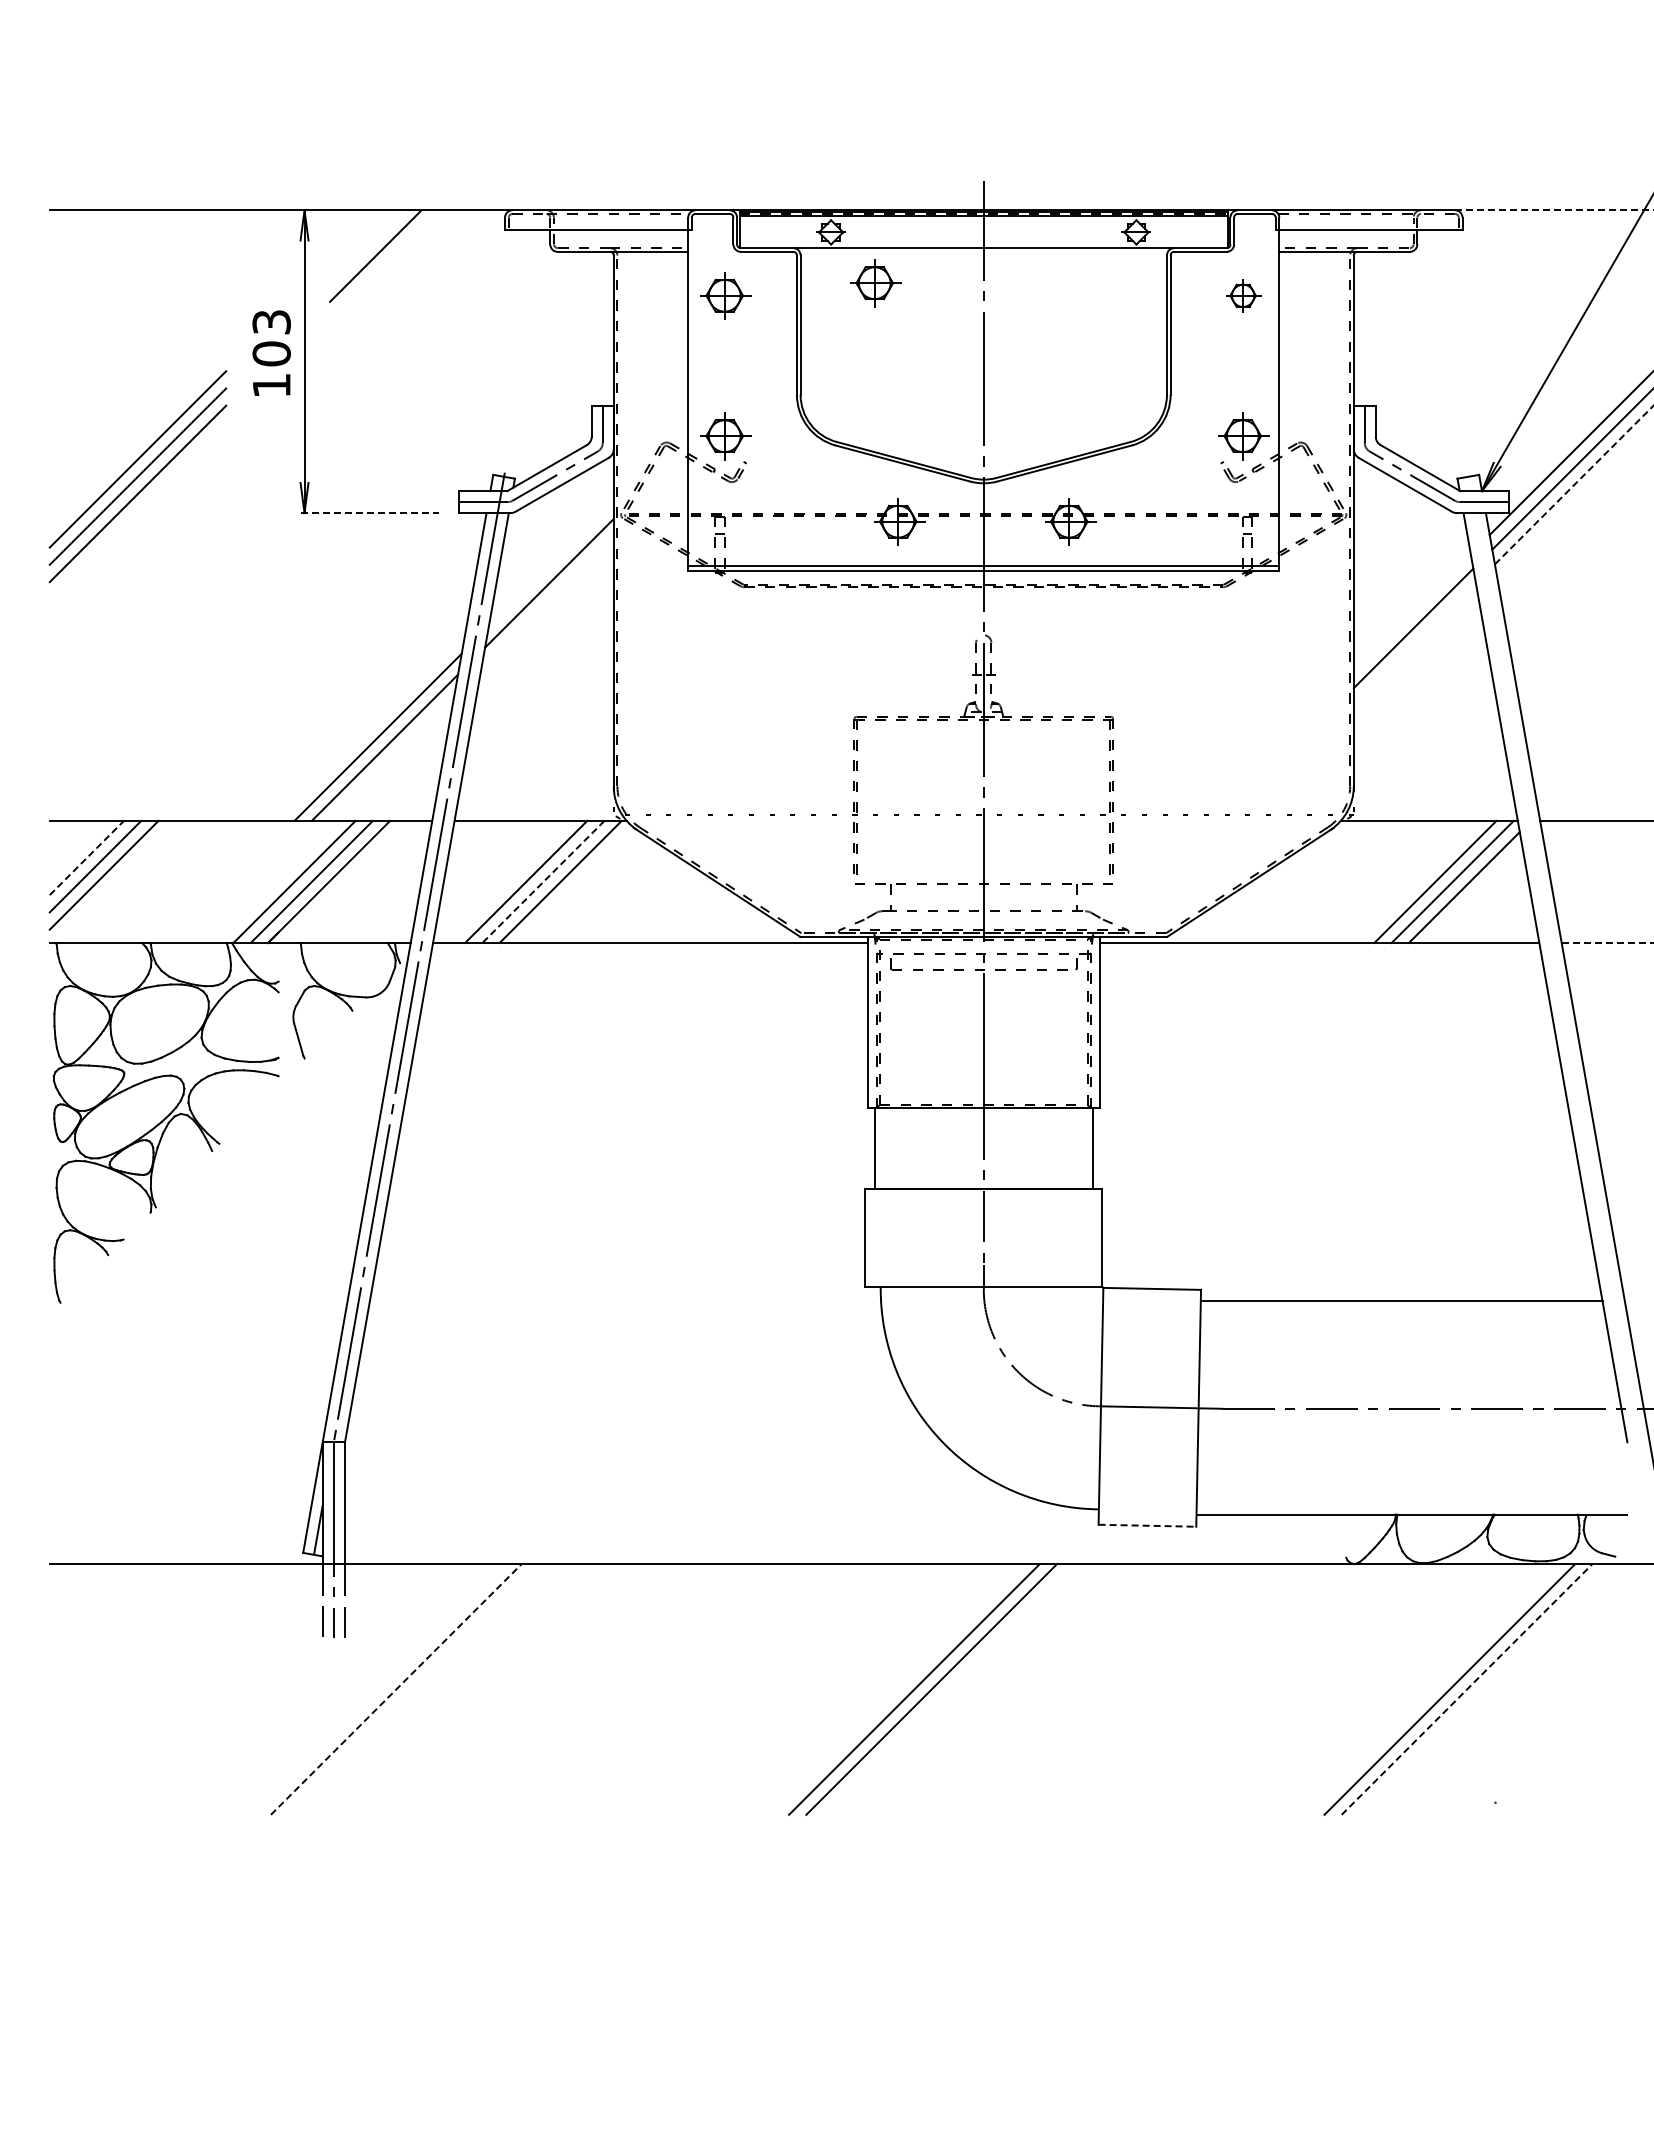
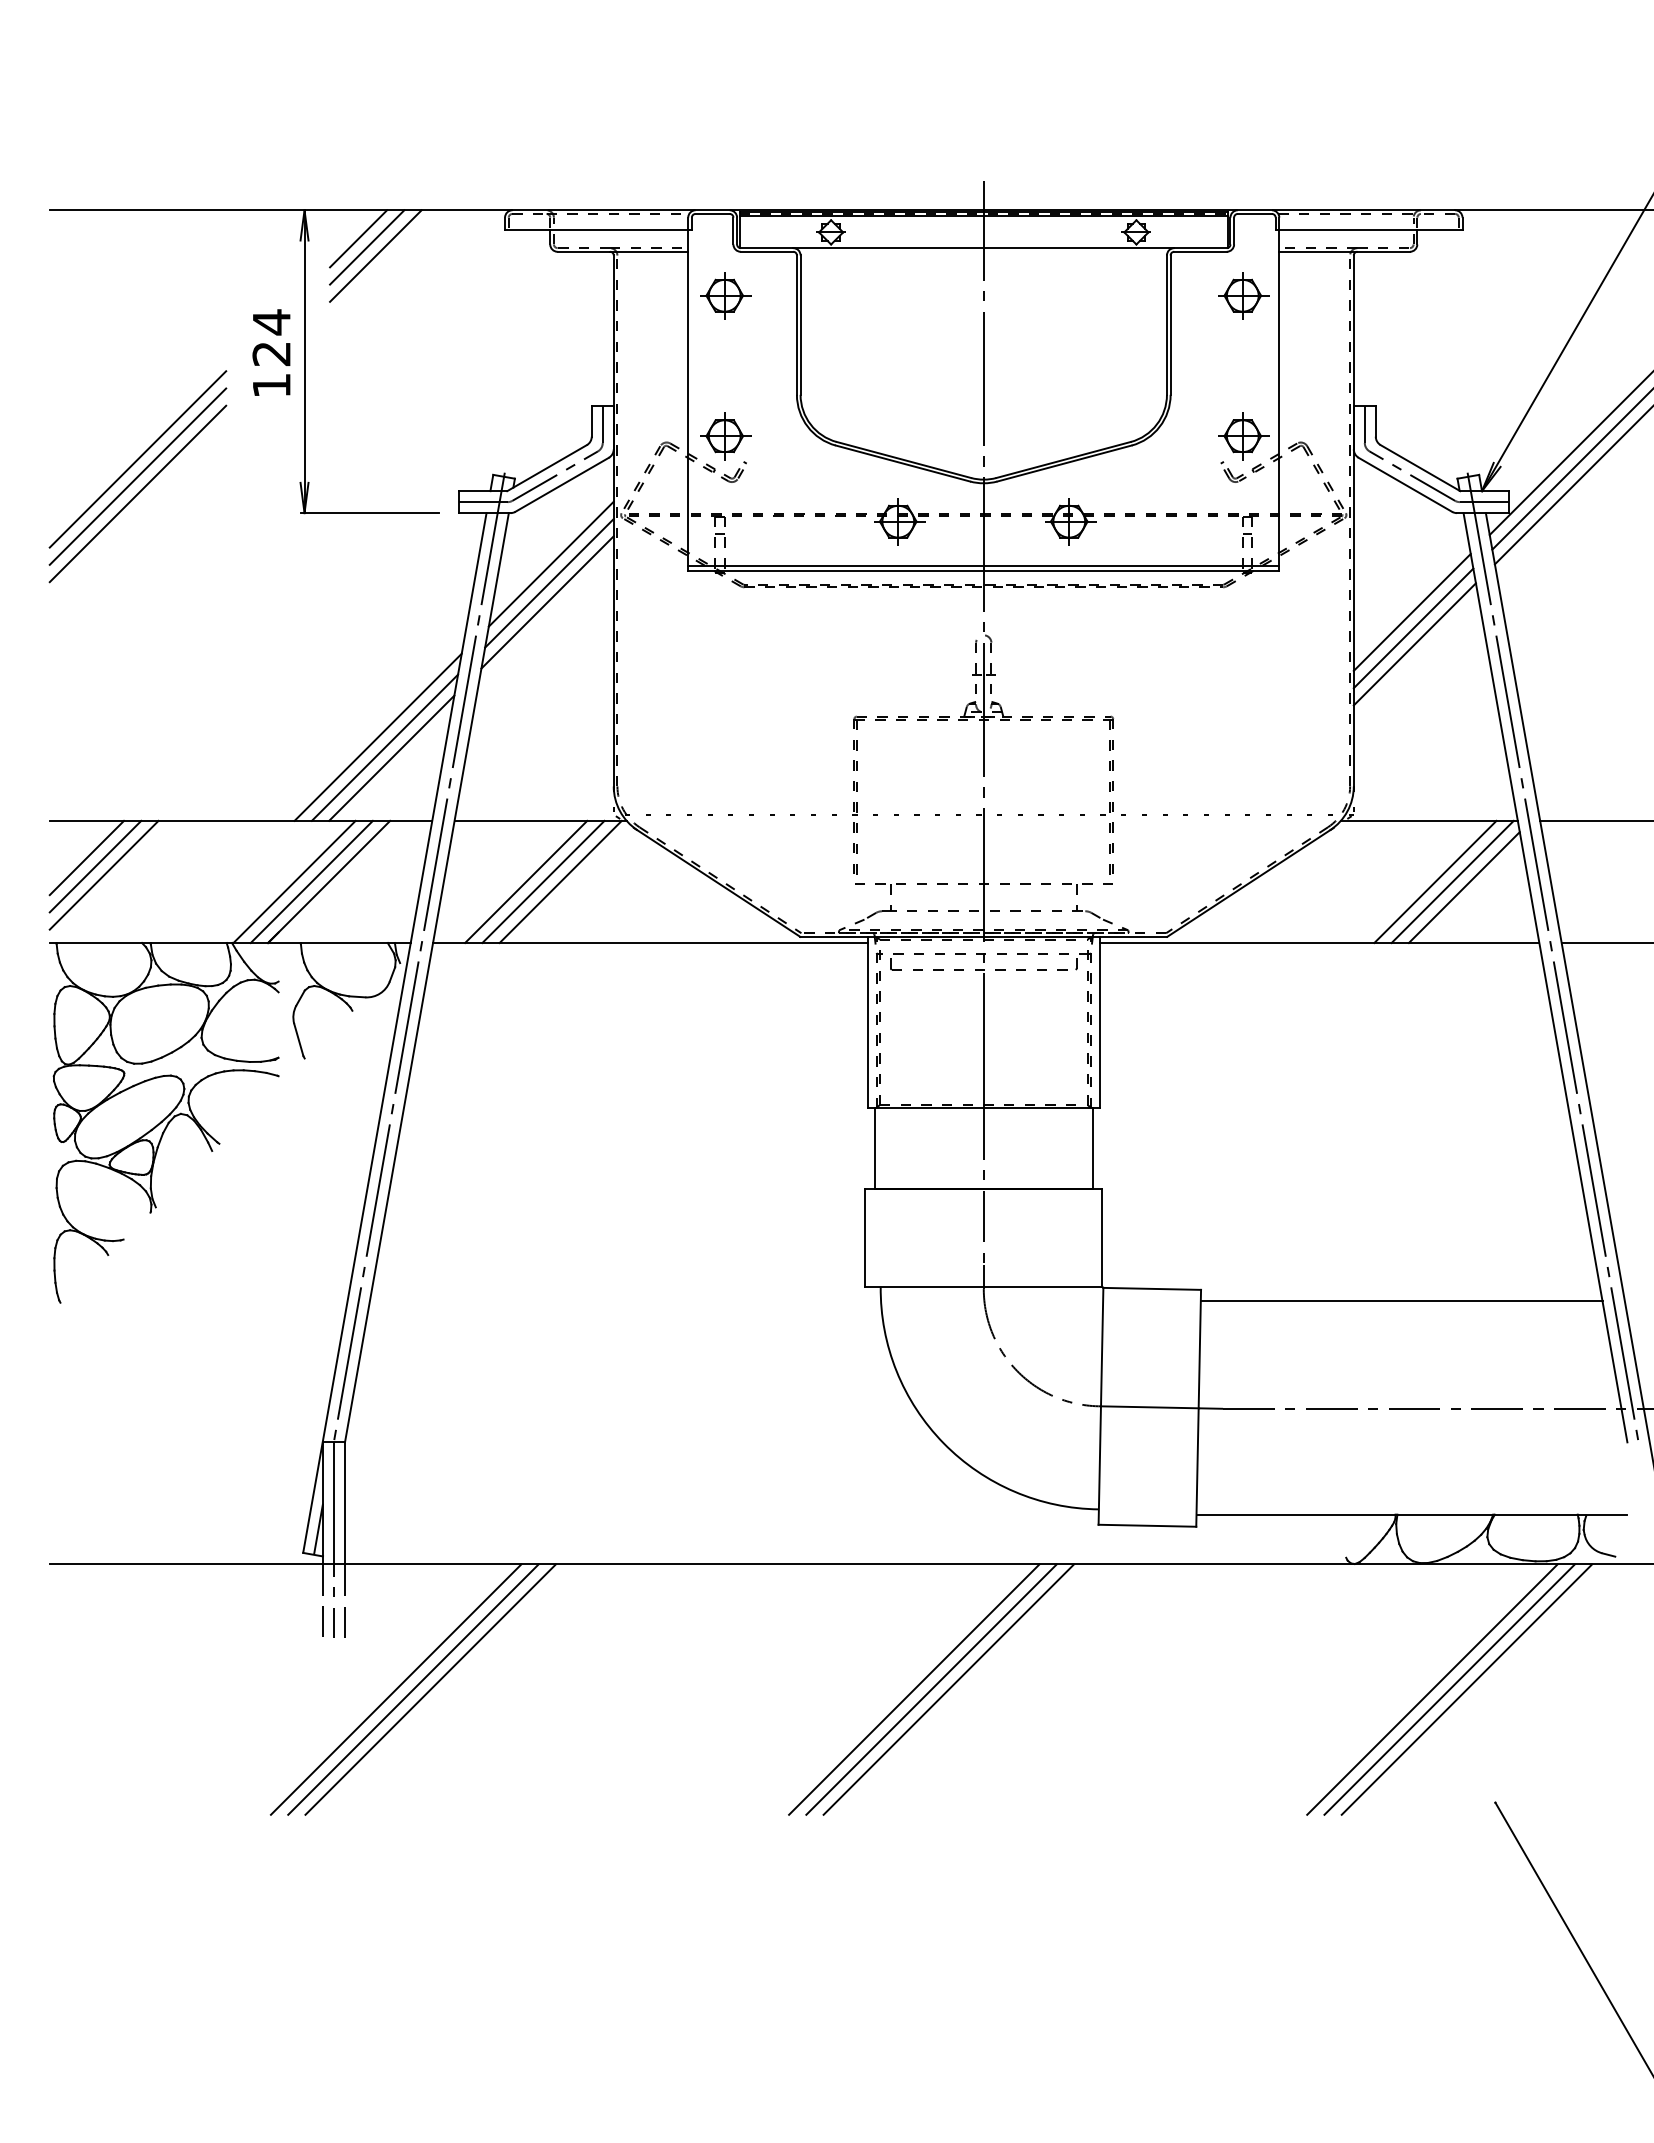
line: dashed -> solid (1555, 210)
line: none -> present (358, 238)
line: none -> present (367, 247)
part: present -> none (875, 283)
part size: 36x34 px -> 52x48 px (1243, 295)
text: 103 -> 124 (271, 337)
line: dashed -> solid (1574, 484)
line: dashed -> solid (369, 513)
line: none -> present (550, 563)
line: none -> present (547, 602)
line: none -> present (1411, 611)
line: none -> present (1414, 644)
line: none -> present (391, 757)
line: dashed -> solid (87, 857)
line: dashed -> solid (543, 882)
line: dashed -> solid (1607, 943)
line: none -> present (1552, 957)
line: dashed -> solid (1147, 1525)
line: dashed -> solid (396, 1689)
line: none -> present (413, 1689)
line: none -> present (430, 1689)
line: none -> present (948, 1689)
line: none -> present (1432, 1689)
line: dashed -> solid (1467, 1689)
line: none -> present (1572, 1936)
